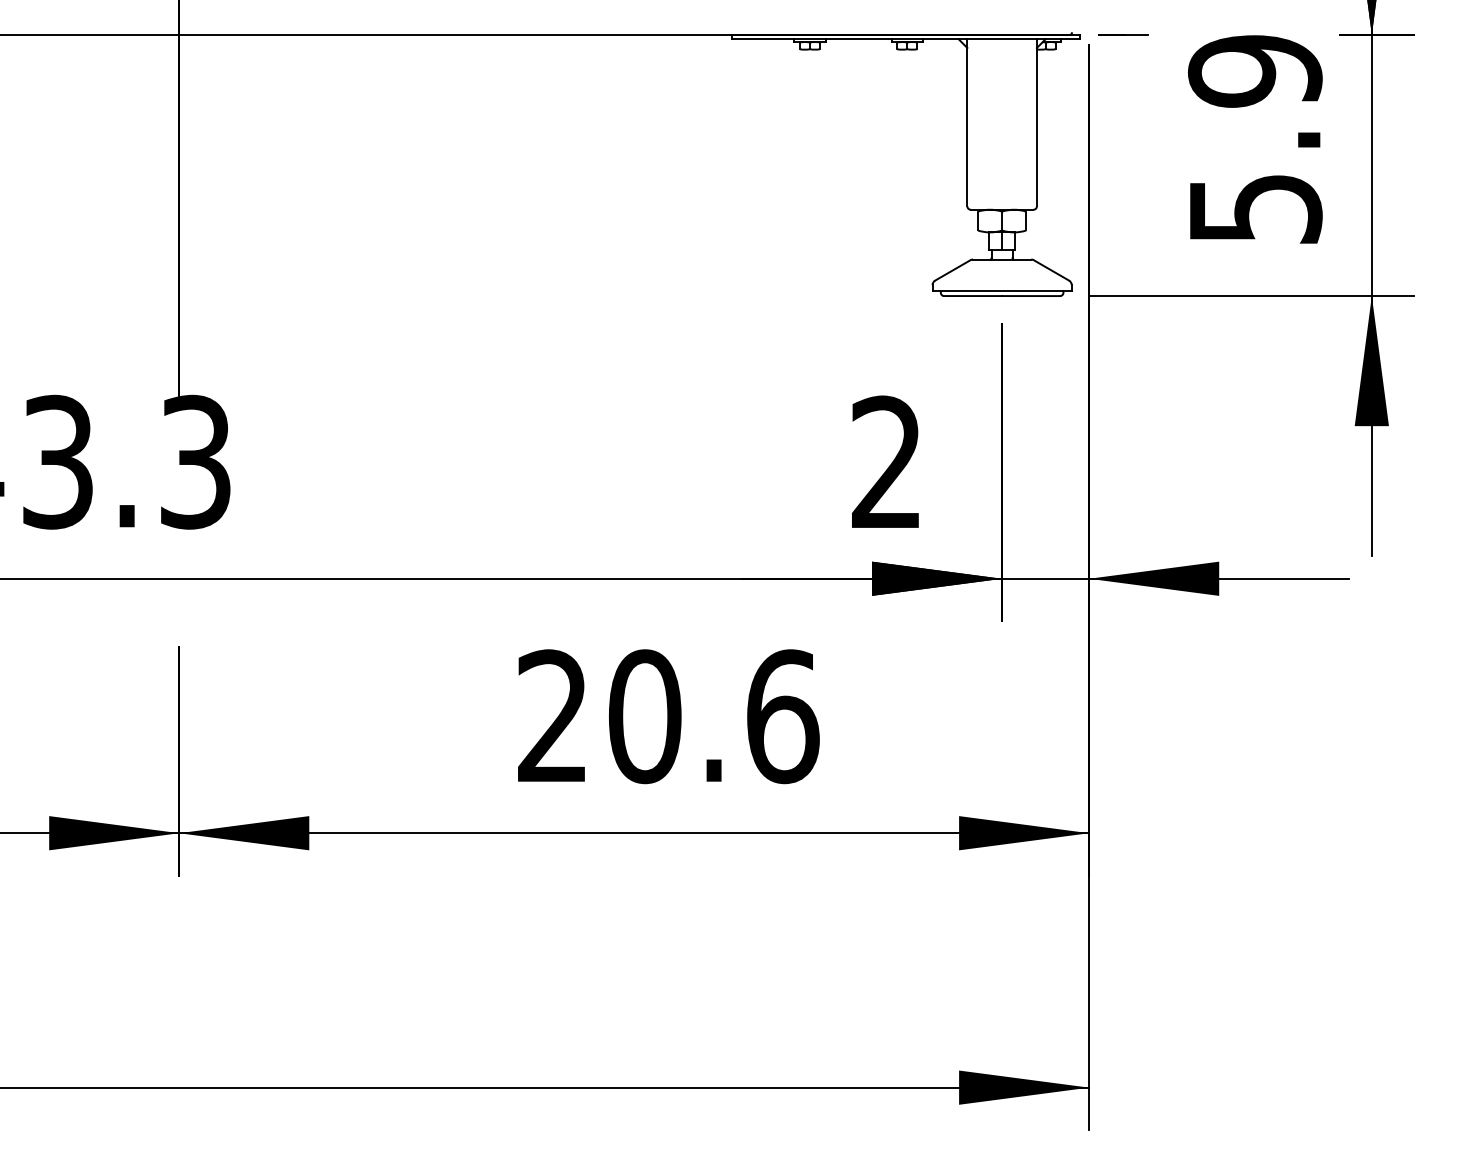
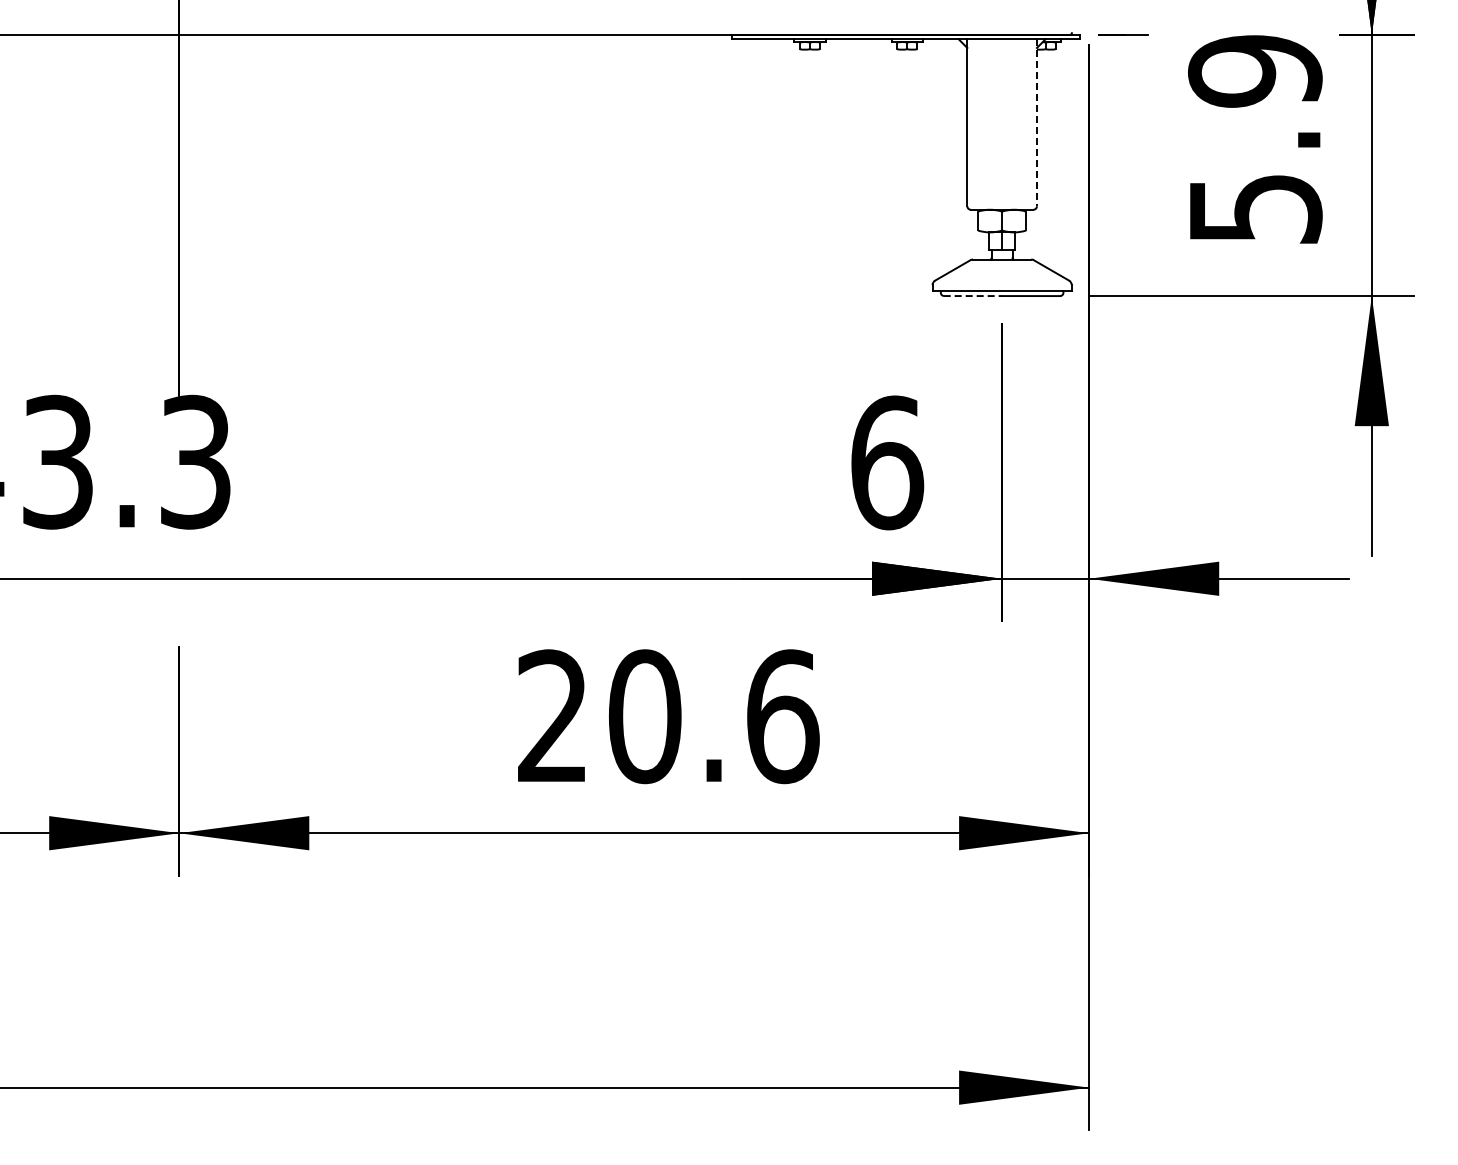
line: solid -> dashed (1036, 122)
line: solid -> dashed (973, 296)
text: 2 -> 6 (887, 462)
